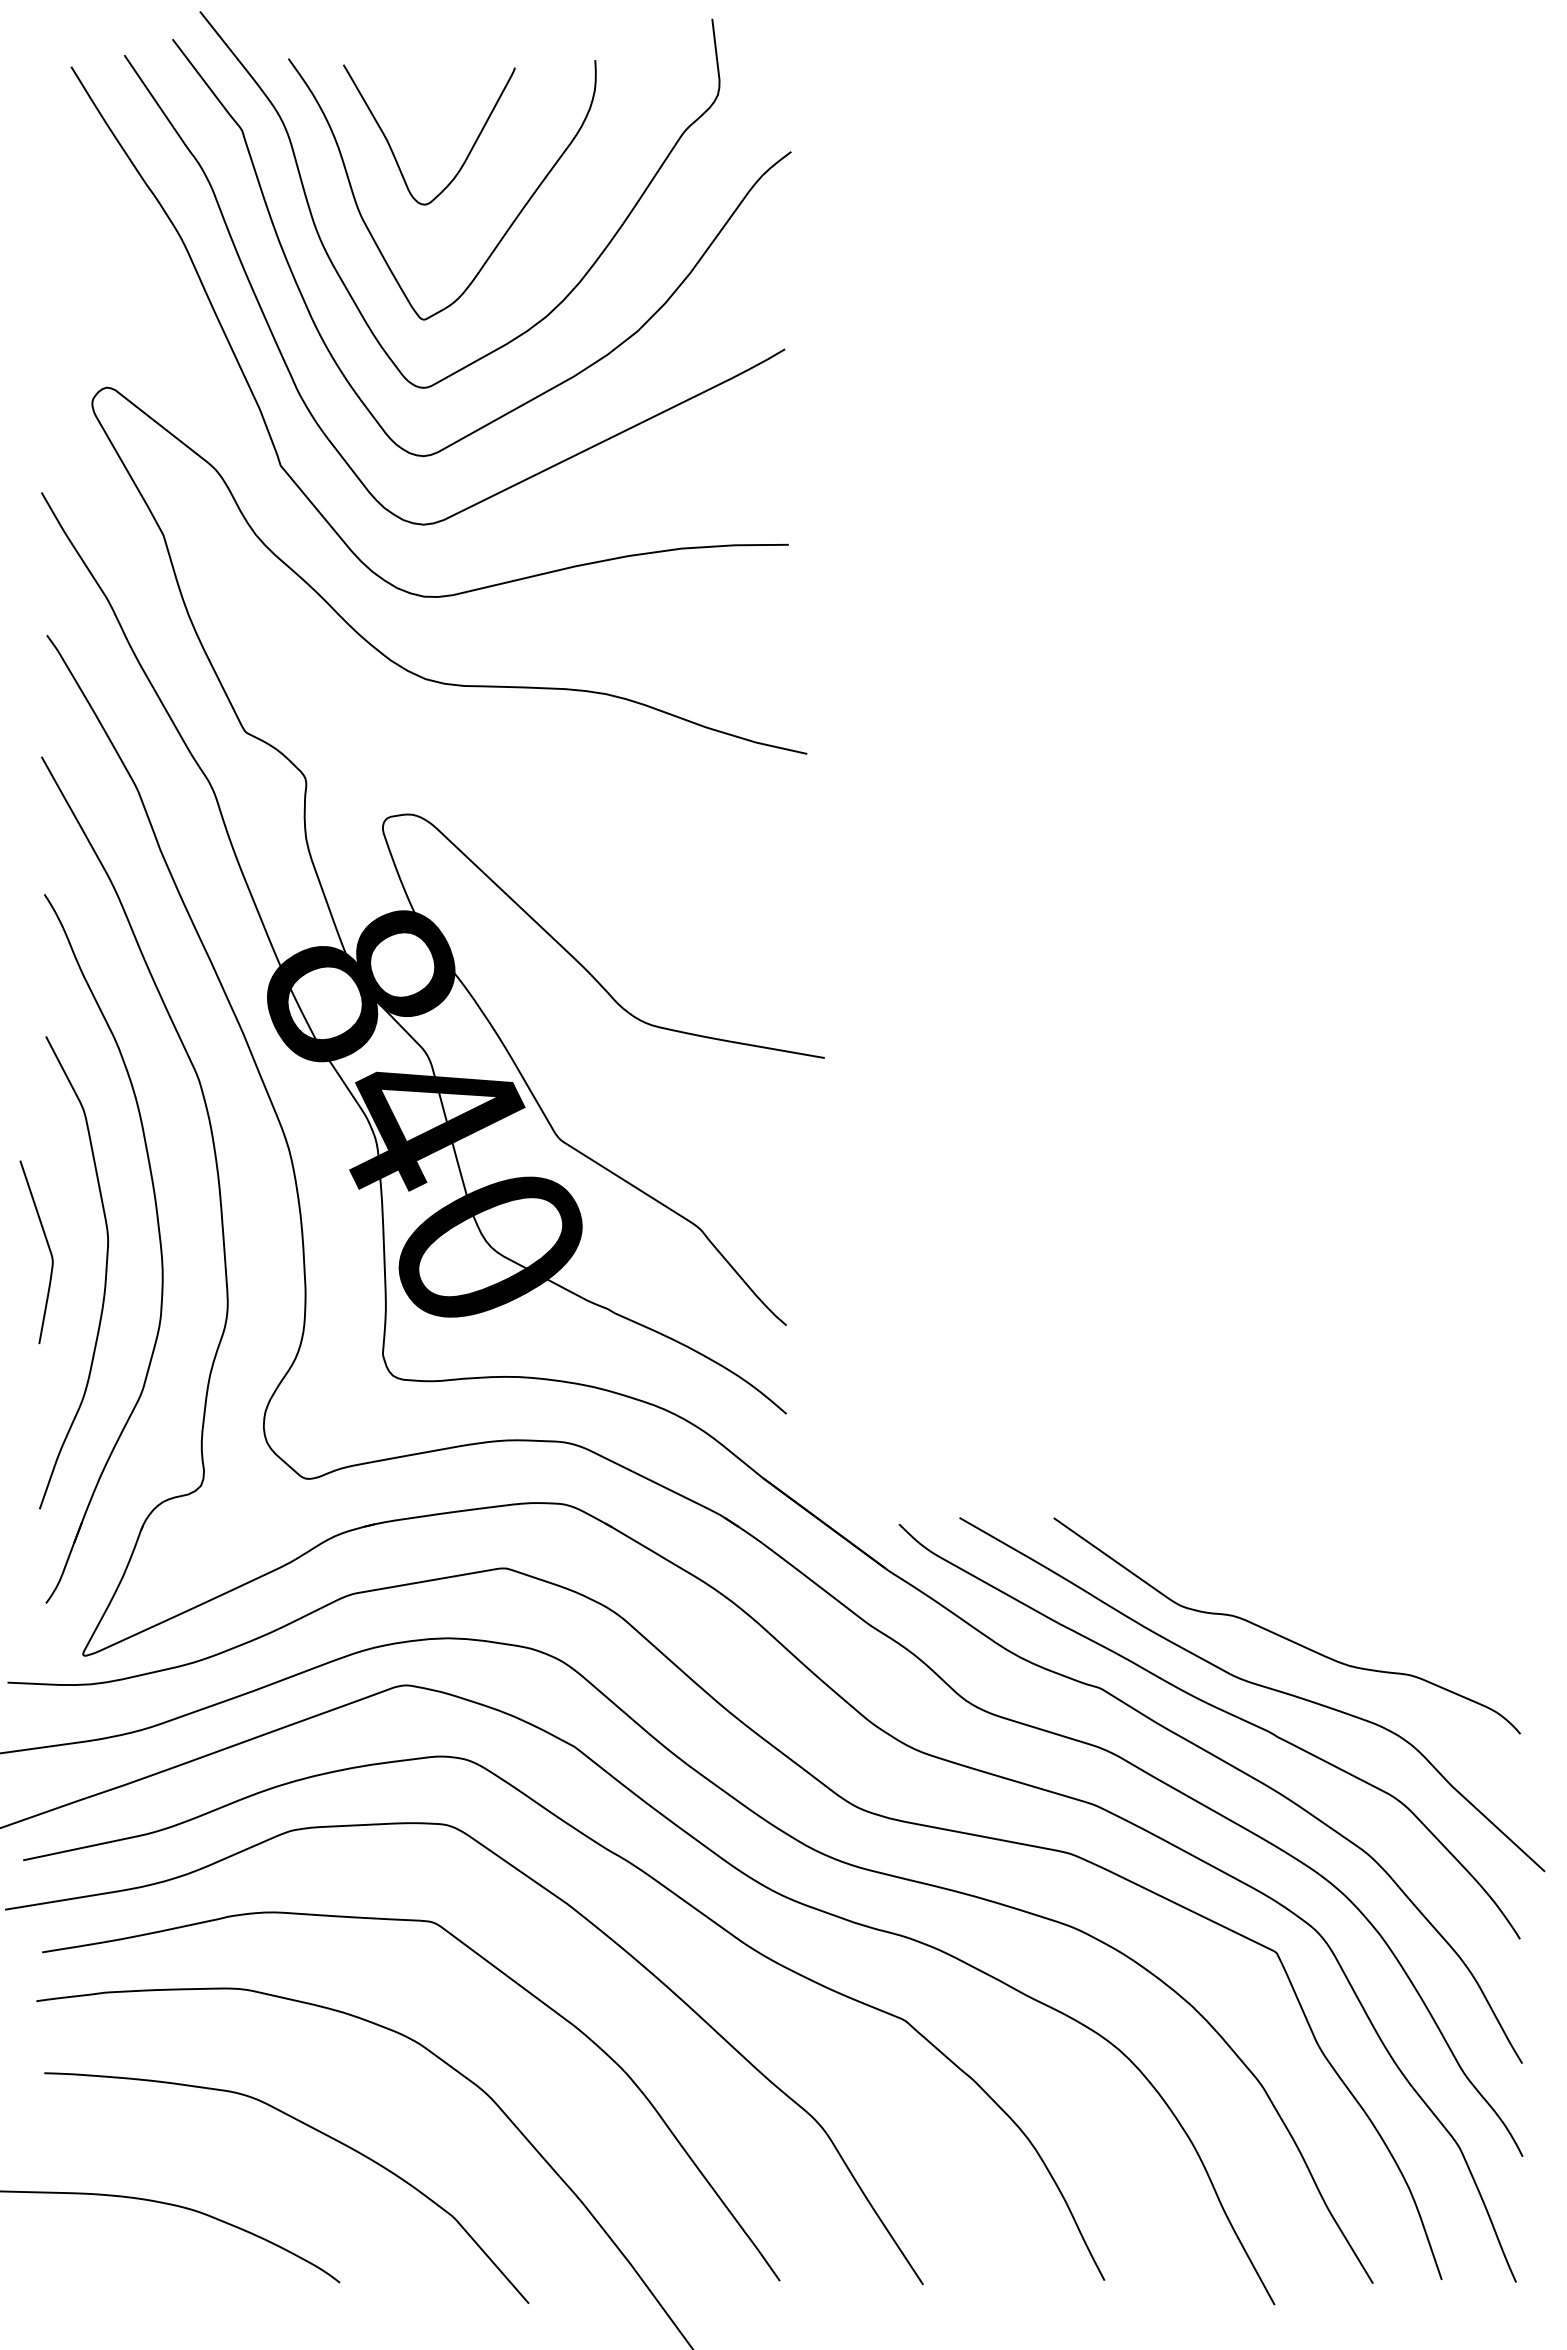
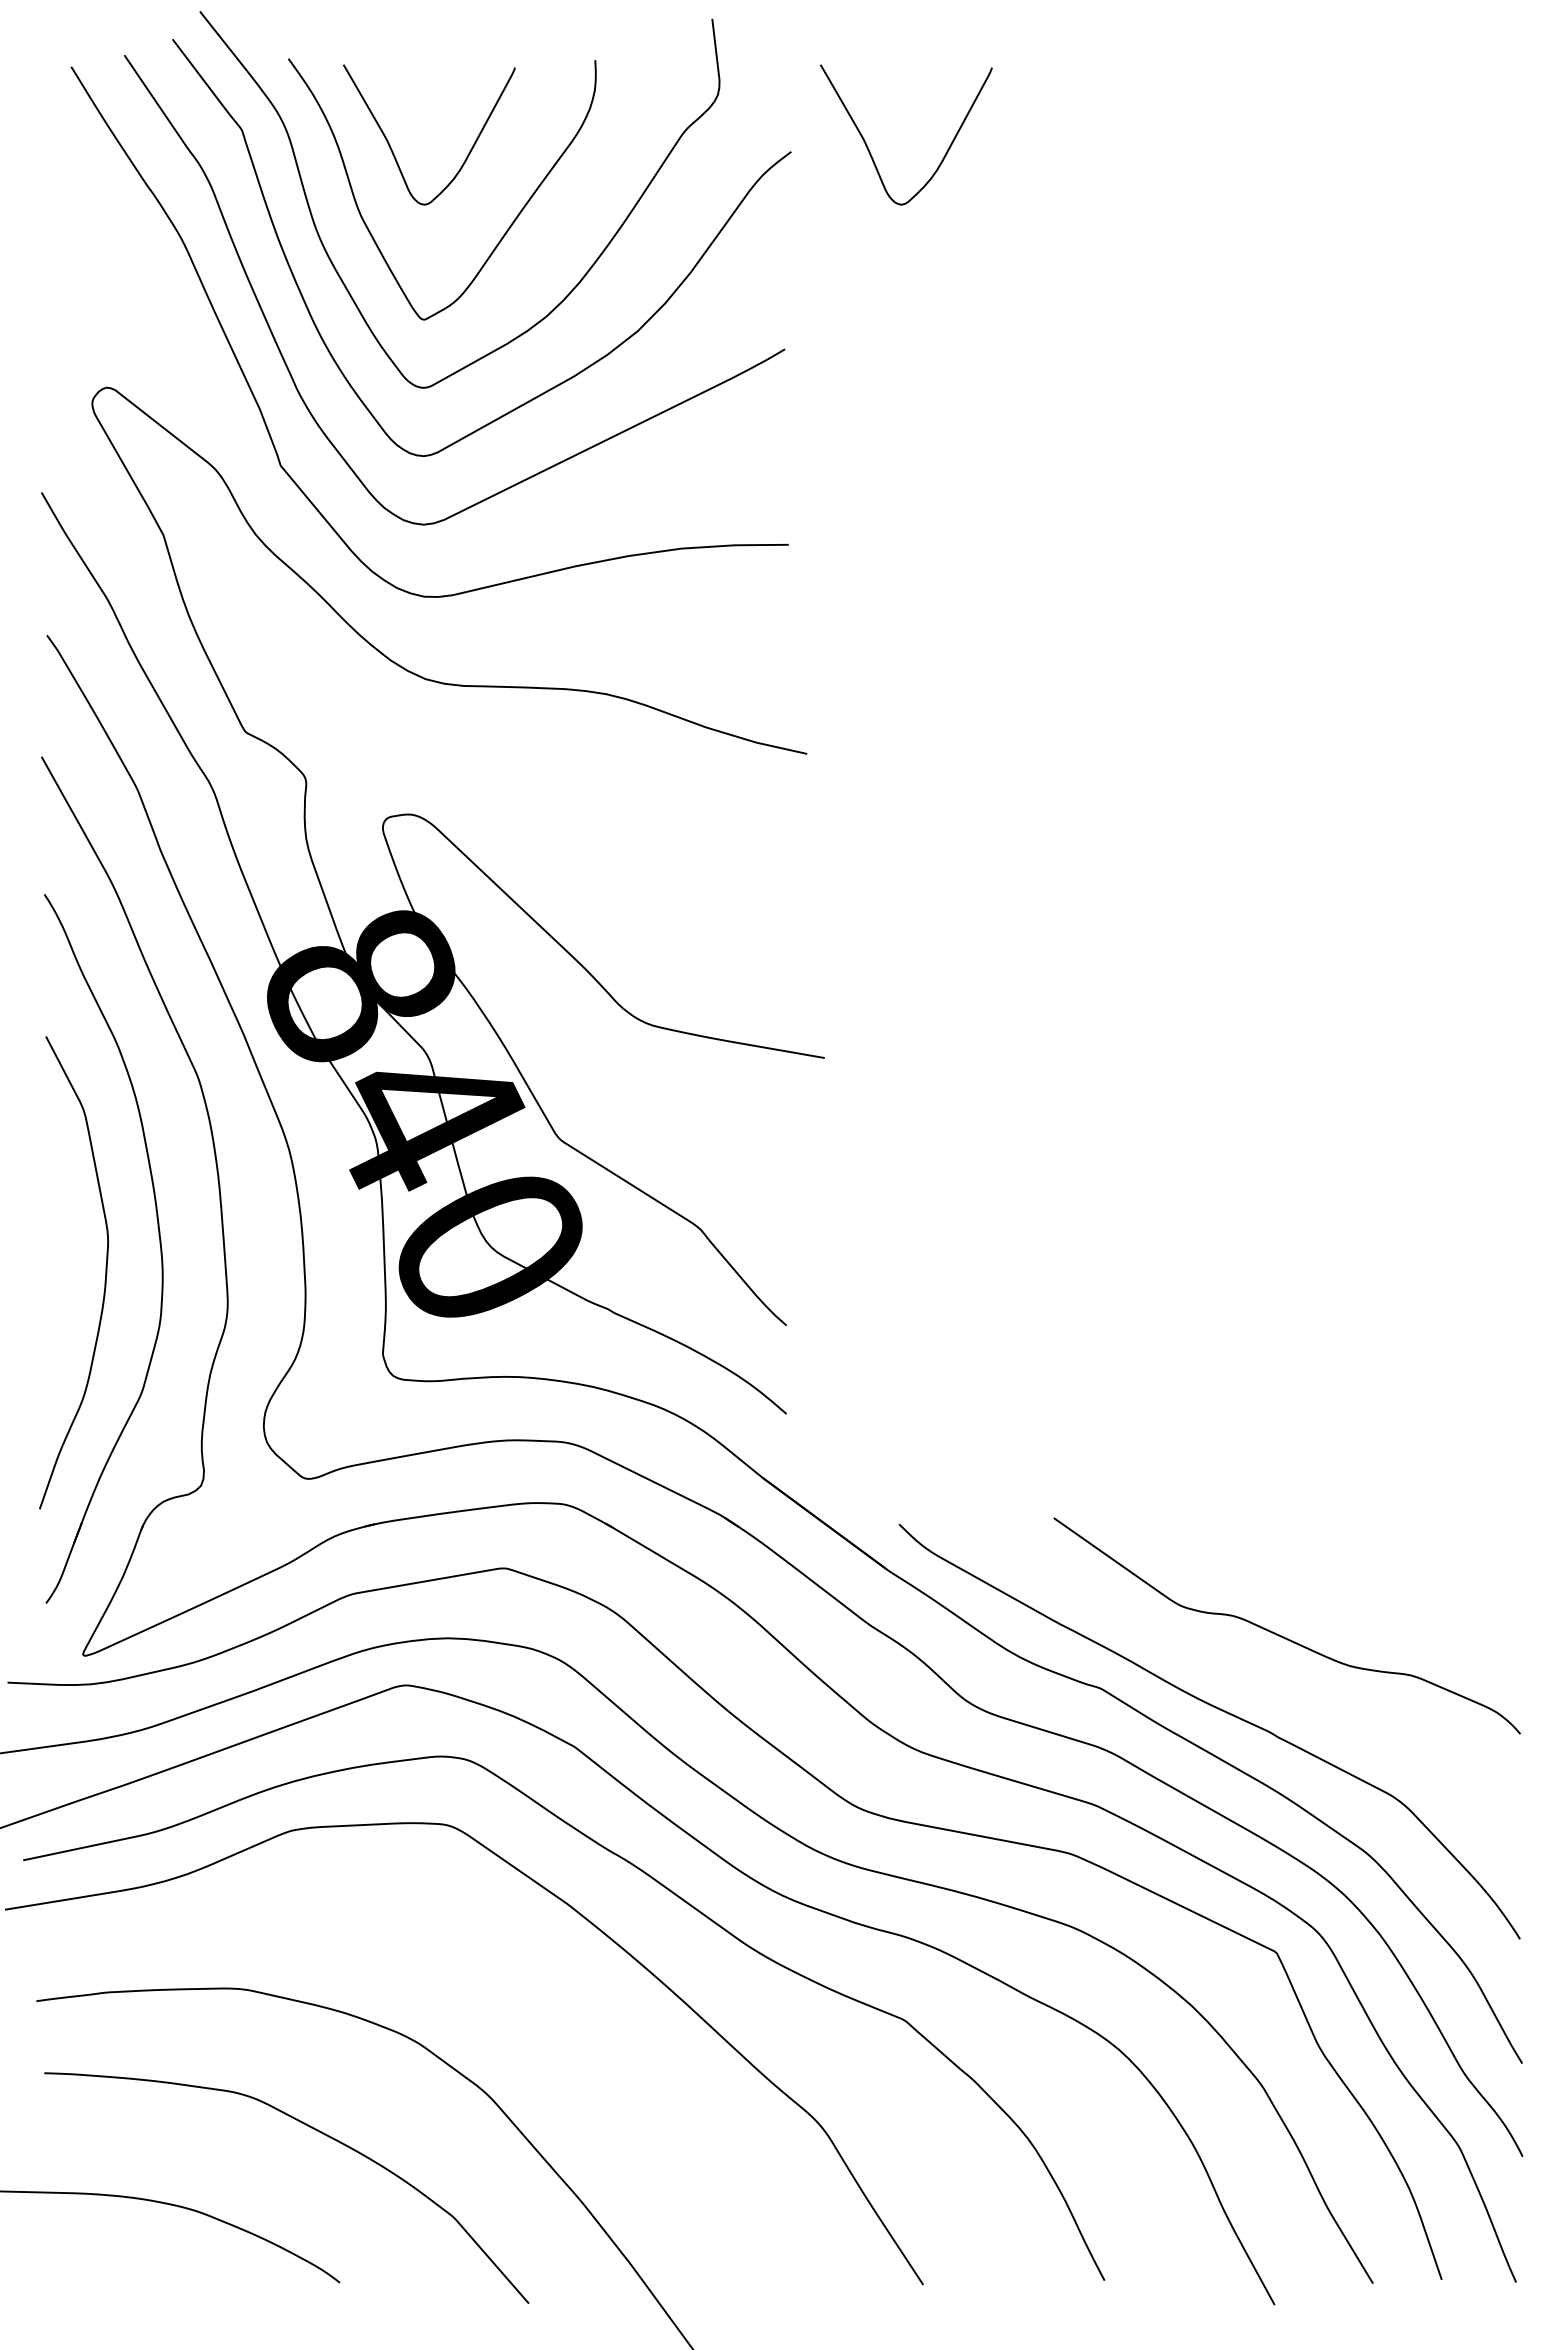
curve: none -> present (870, 151)
curve: present -> none (48, 1249)
curve: present -> none (1256, 1685)
curve: present -> none (504, 1975)
